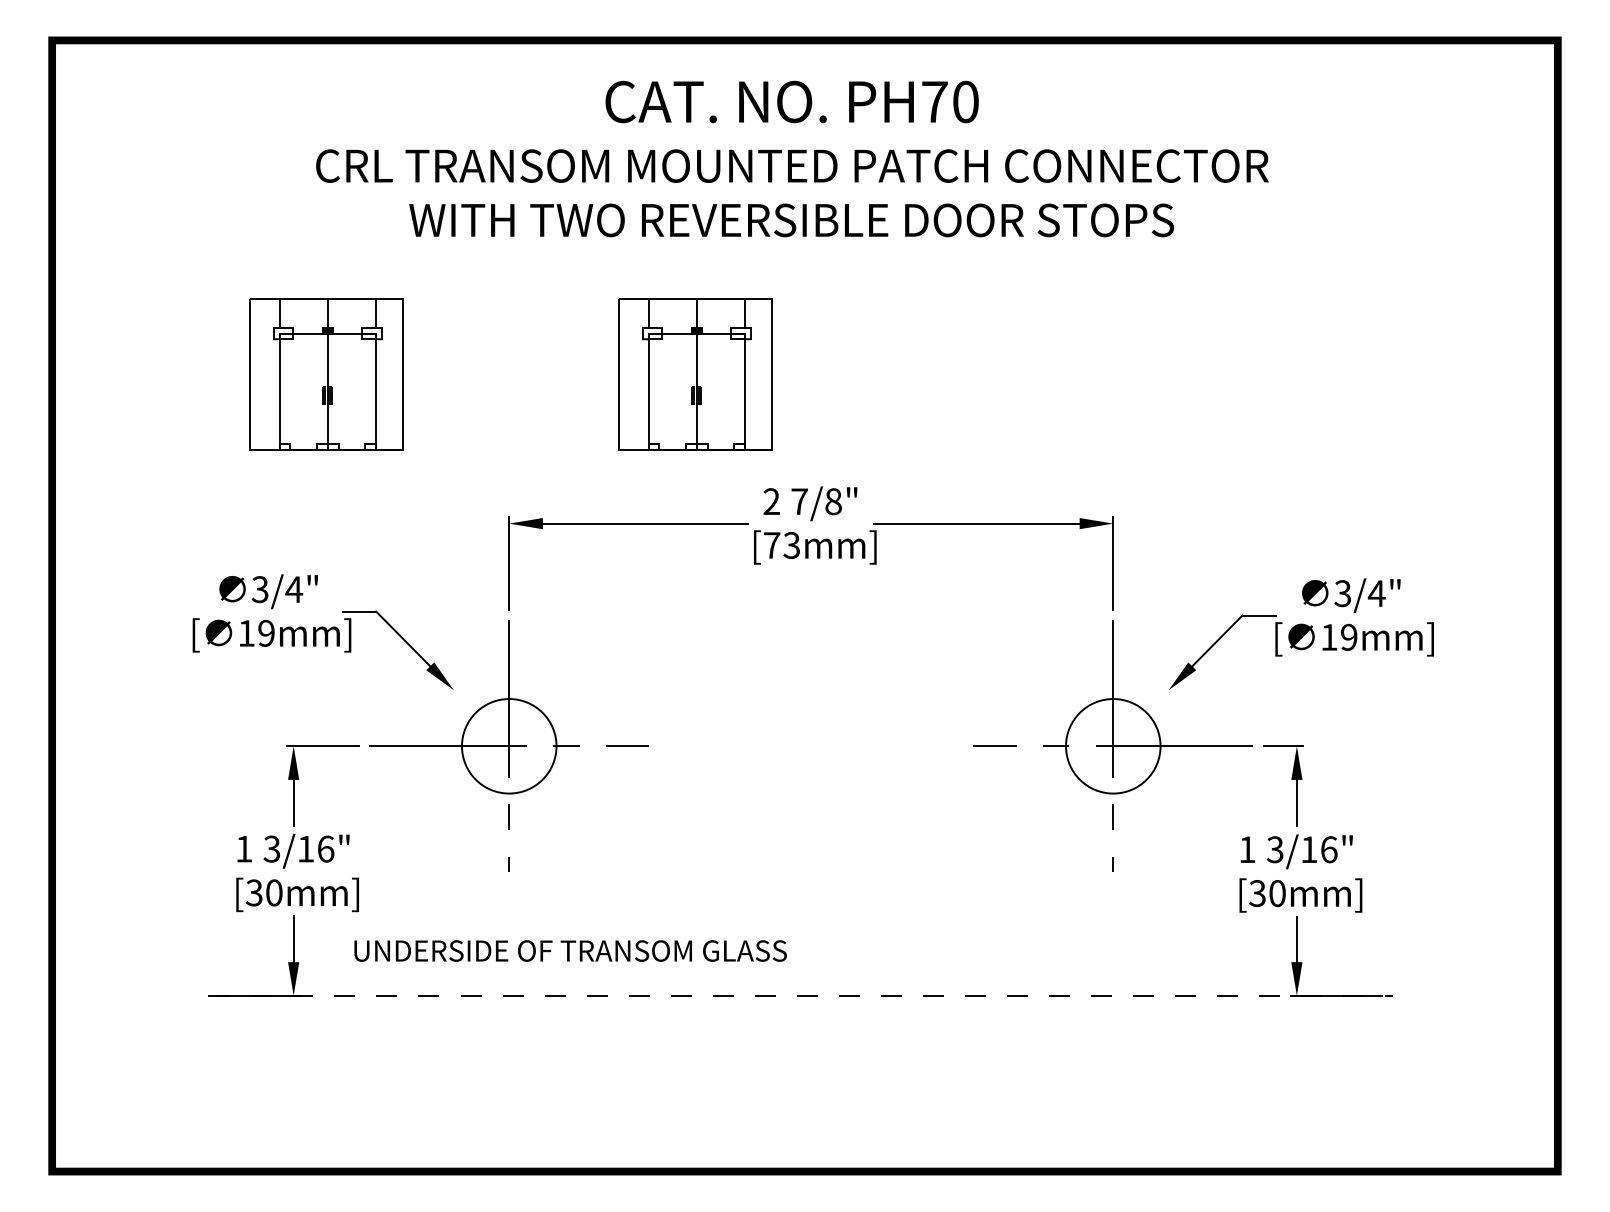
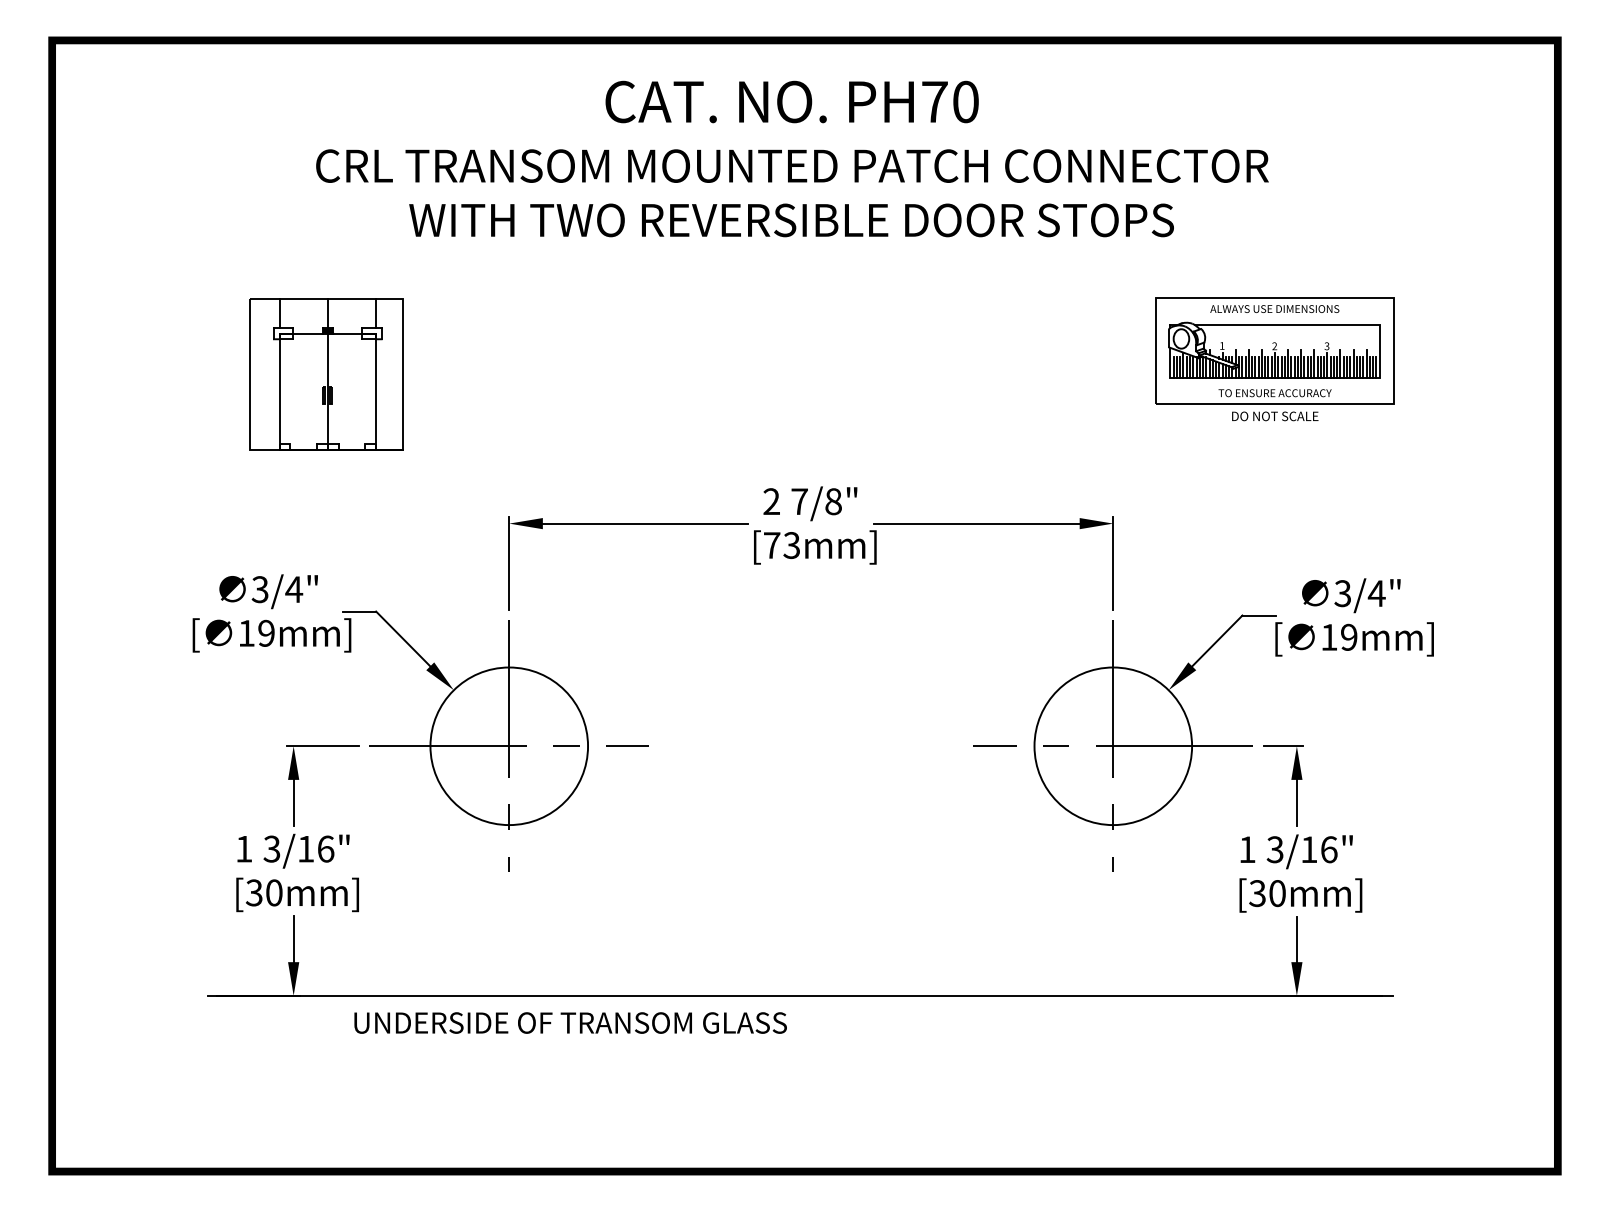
part: none -> present (1274, 359)
part: present -> none (695, 374)
circle diameter: 95 px -> 158 px (509, 746)
circle diameter: 95 px -> 158 px (1113, 746)
text position: (570, 950) -> (570, 1022) (570, 1022)
line: dashed -> solid (801, 995)
